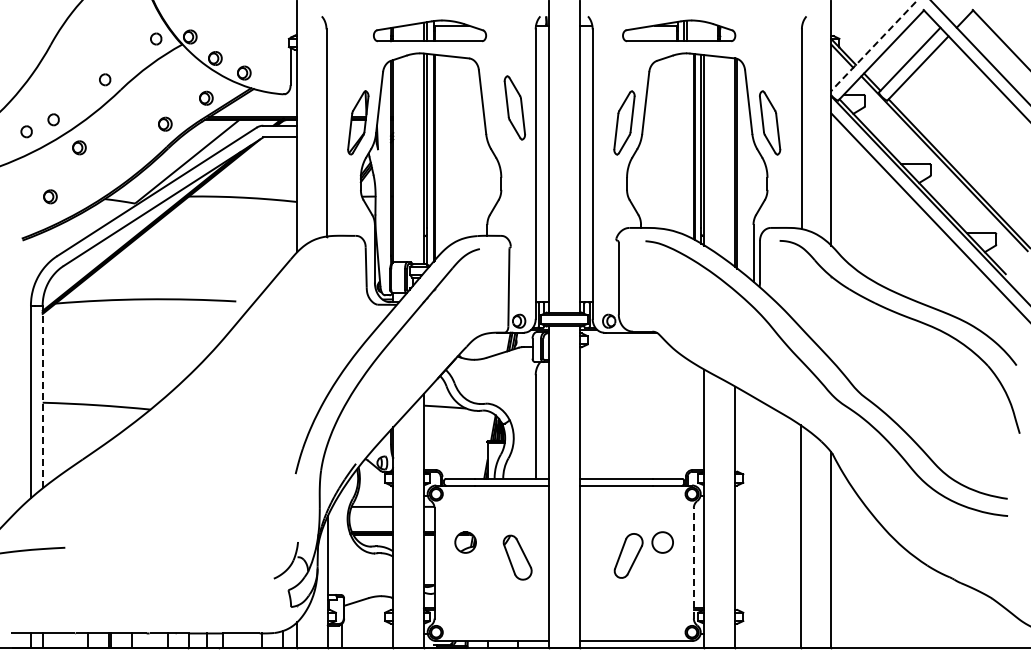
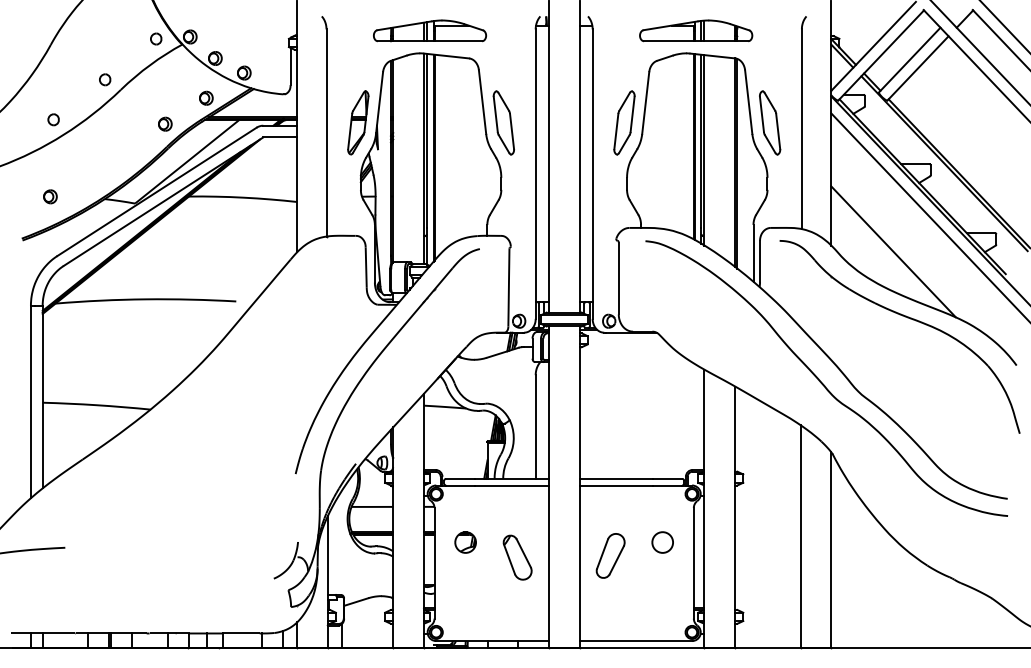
line: none -> present (1004, 26)
part position: (679, 30) -> (696, 30) (696, 30)
line: dashed -> solid (873, 46)
part position: (514, 107) -> (503, 122) (503, 122)
part: present -> none (26, 131)
part: present -> none (79, 147)
line: none -> present (893, 251)
line: dashed -> solid (42, 396)
part position: (628, 555) -> (610, 555) (610, 555)
line: dashed -> solid (693, 562)
